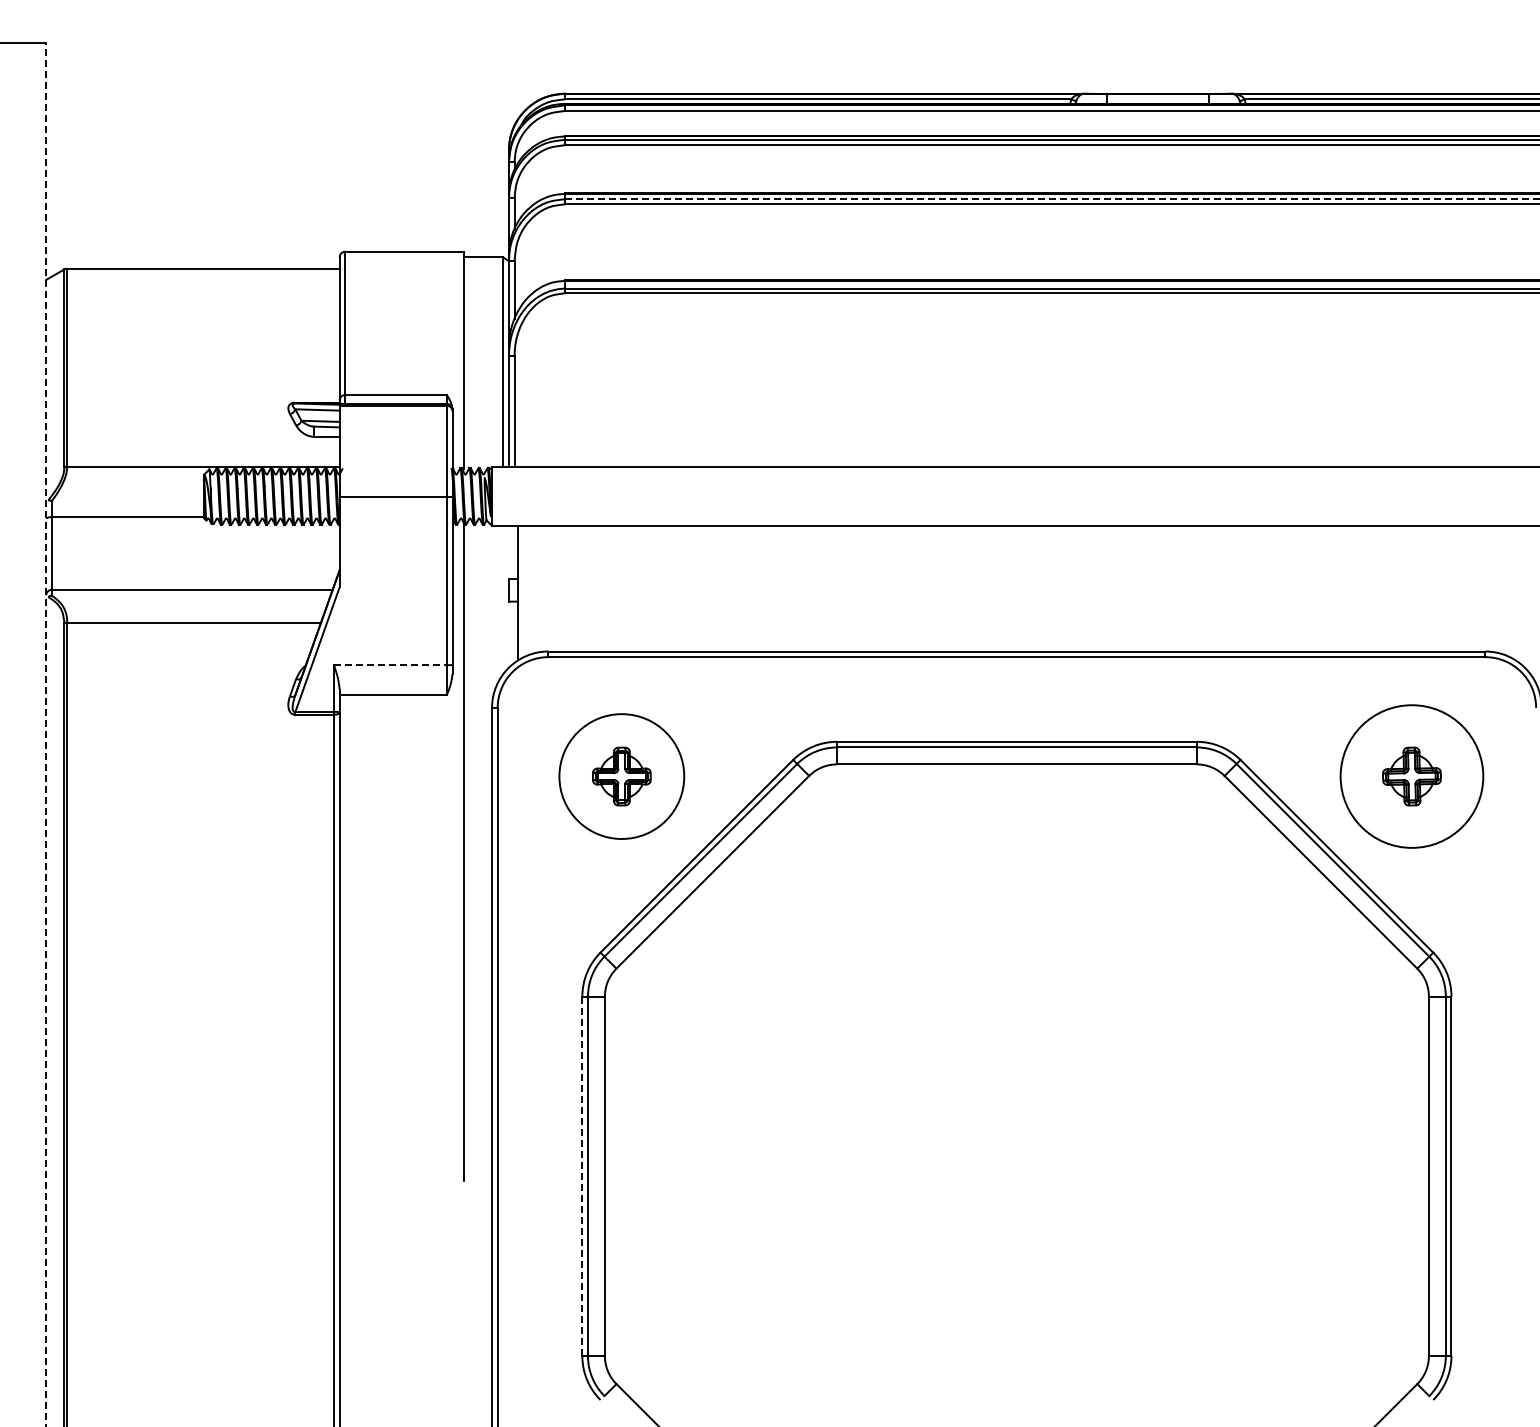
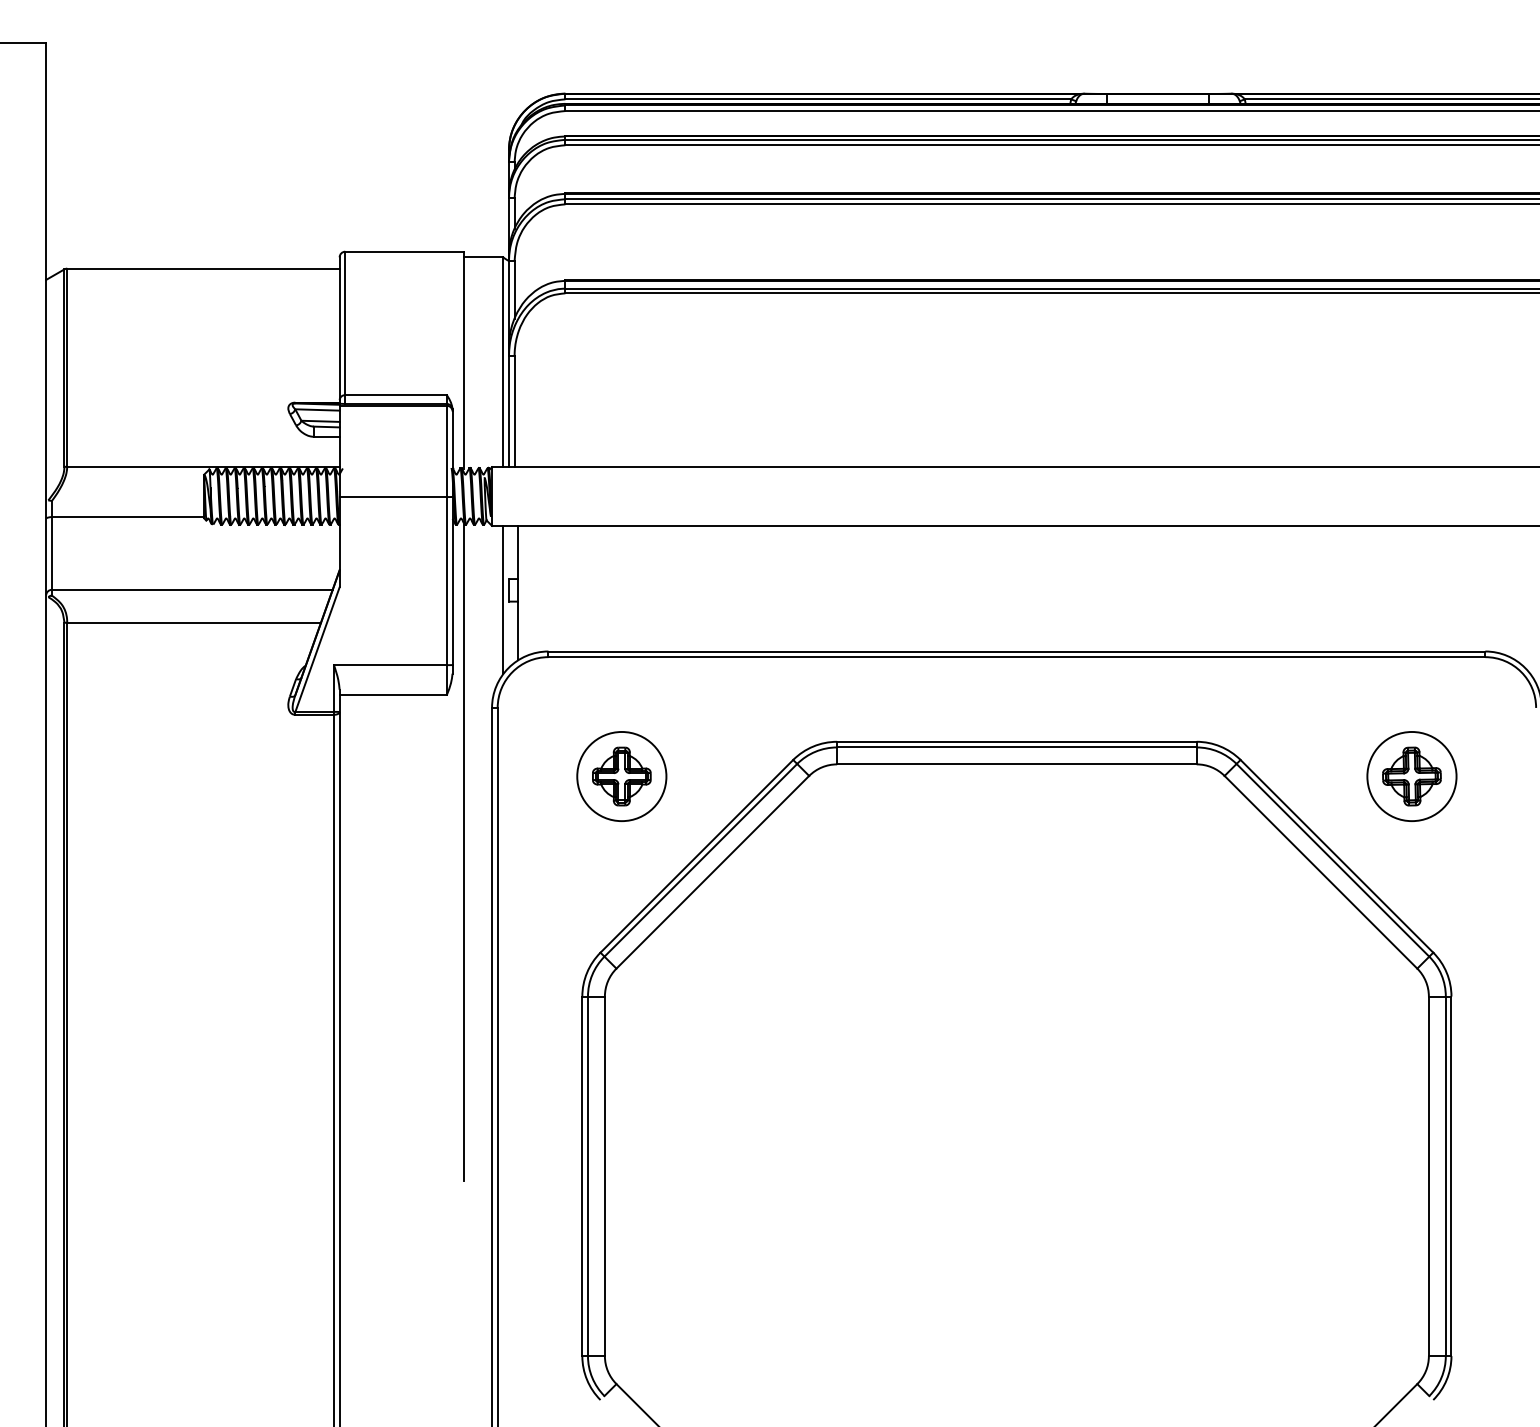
line: dashed -> solid (1052, 199)
line: none -> present (503, 599)
line: dashed -> solid (390, 665)
line: dashed -> solid (46, 734)
circle diameter: 125 px -> 89 px (621, 776)
circle diameter: 143 px -> 89 px (1411, 776)
line: dashed -> solid (582, 1176)
